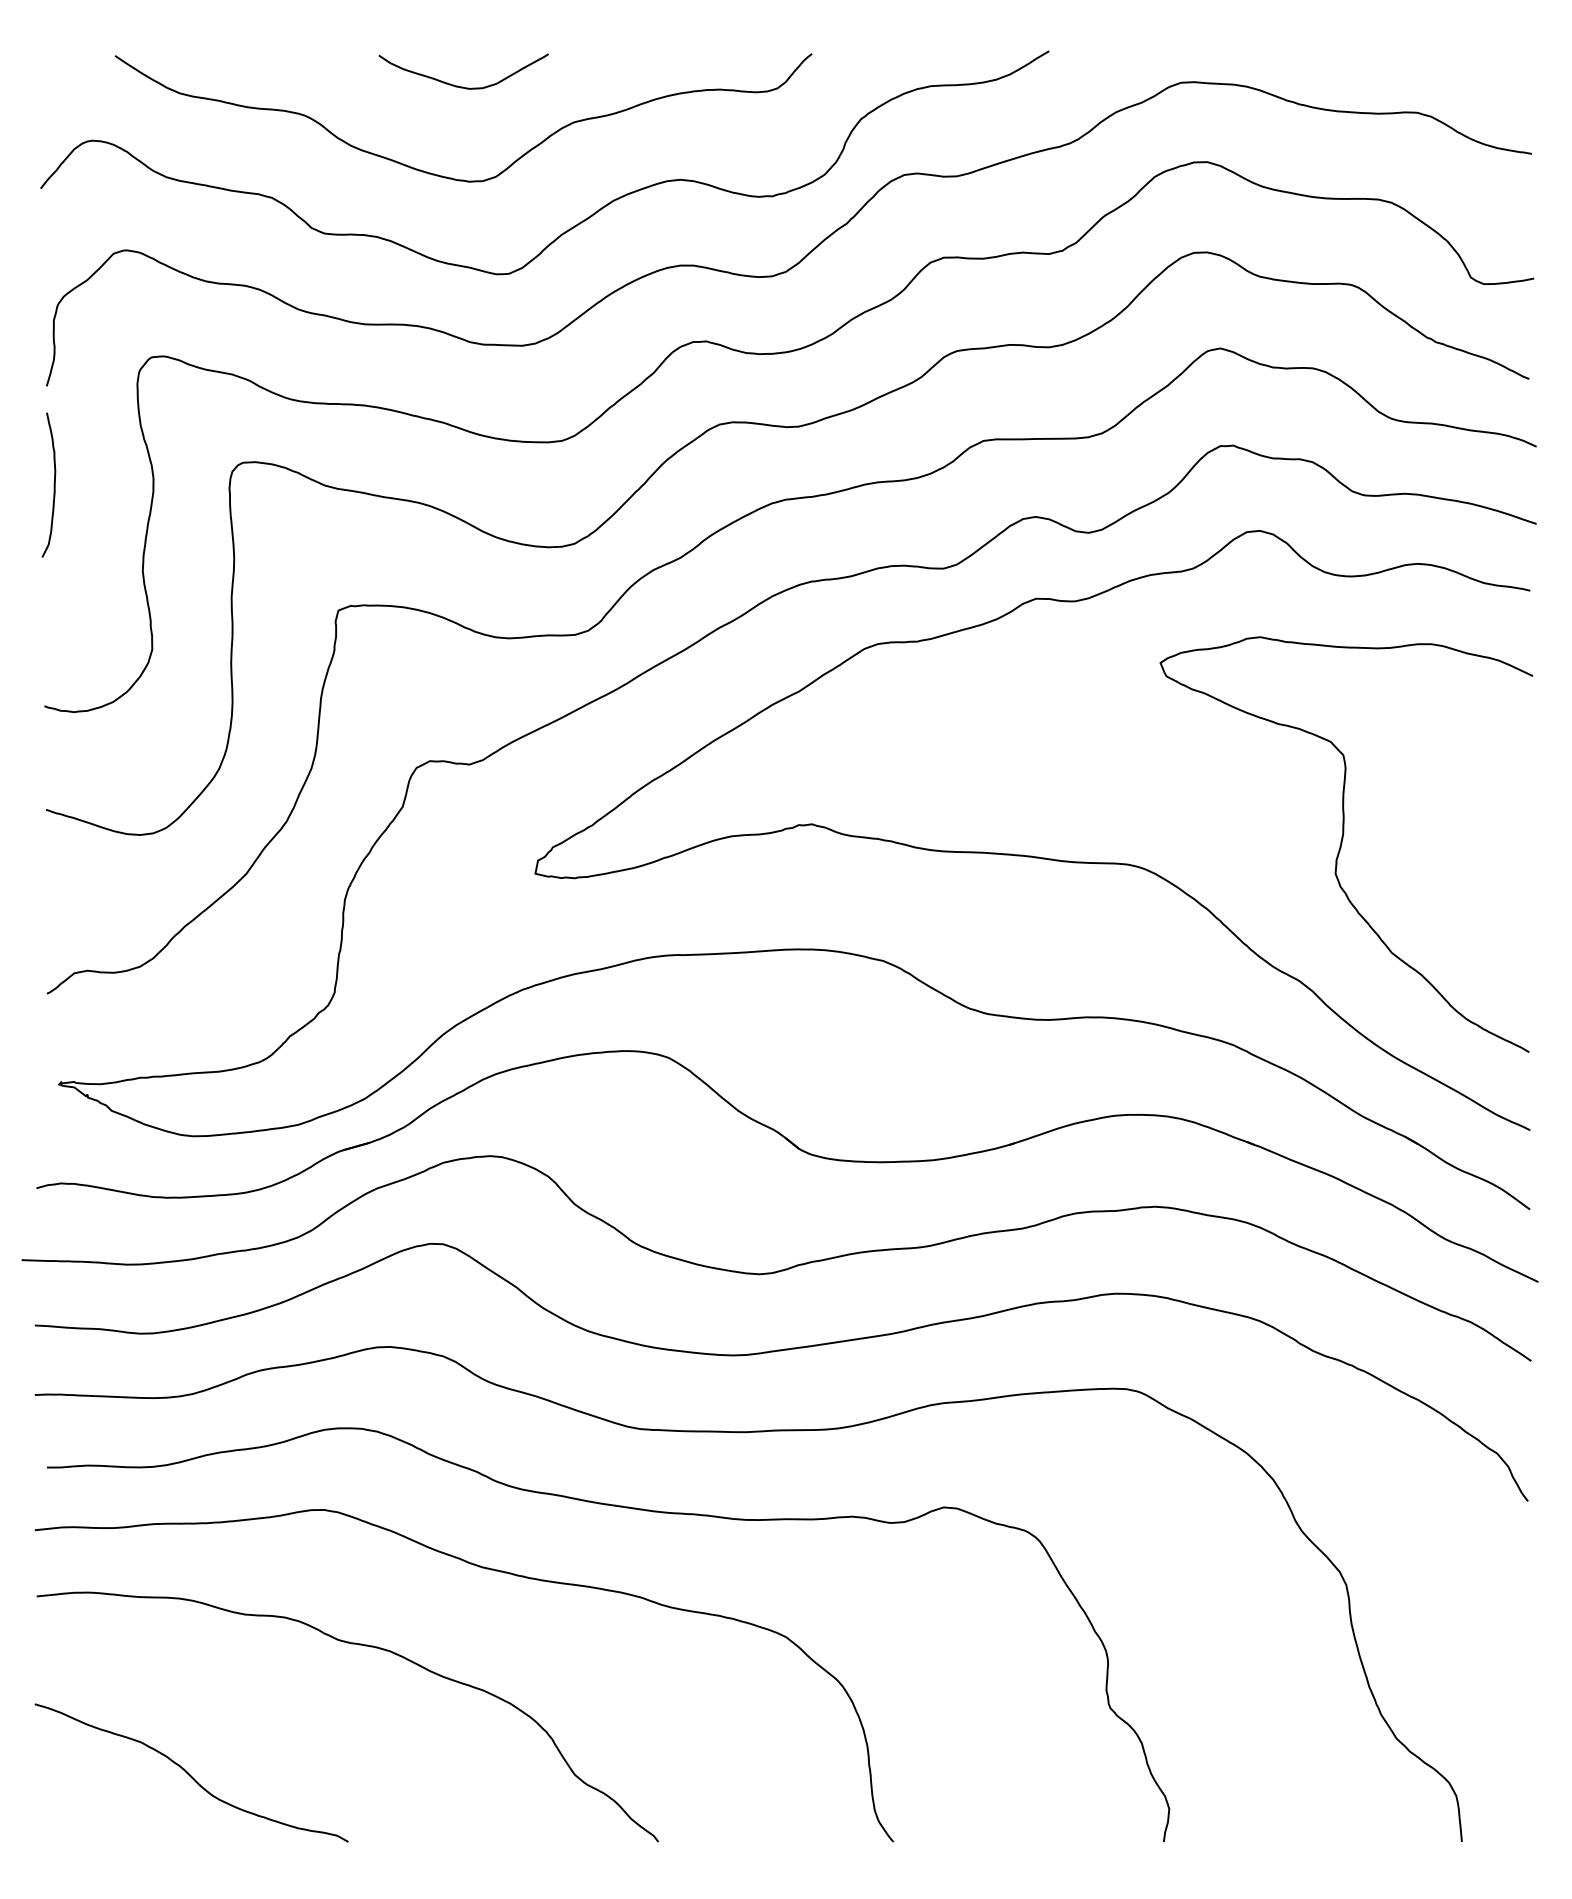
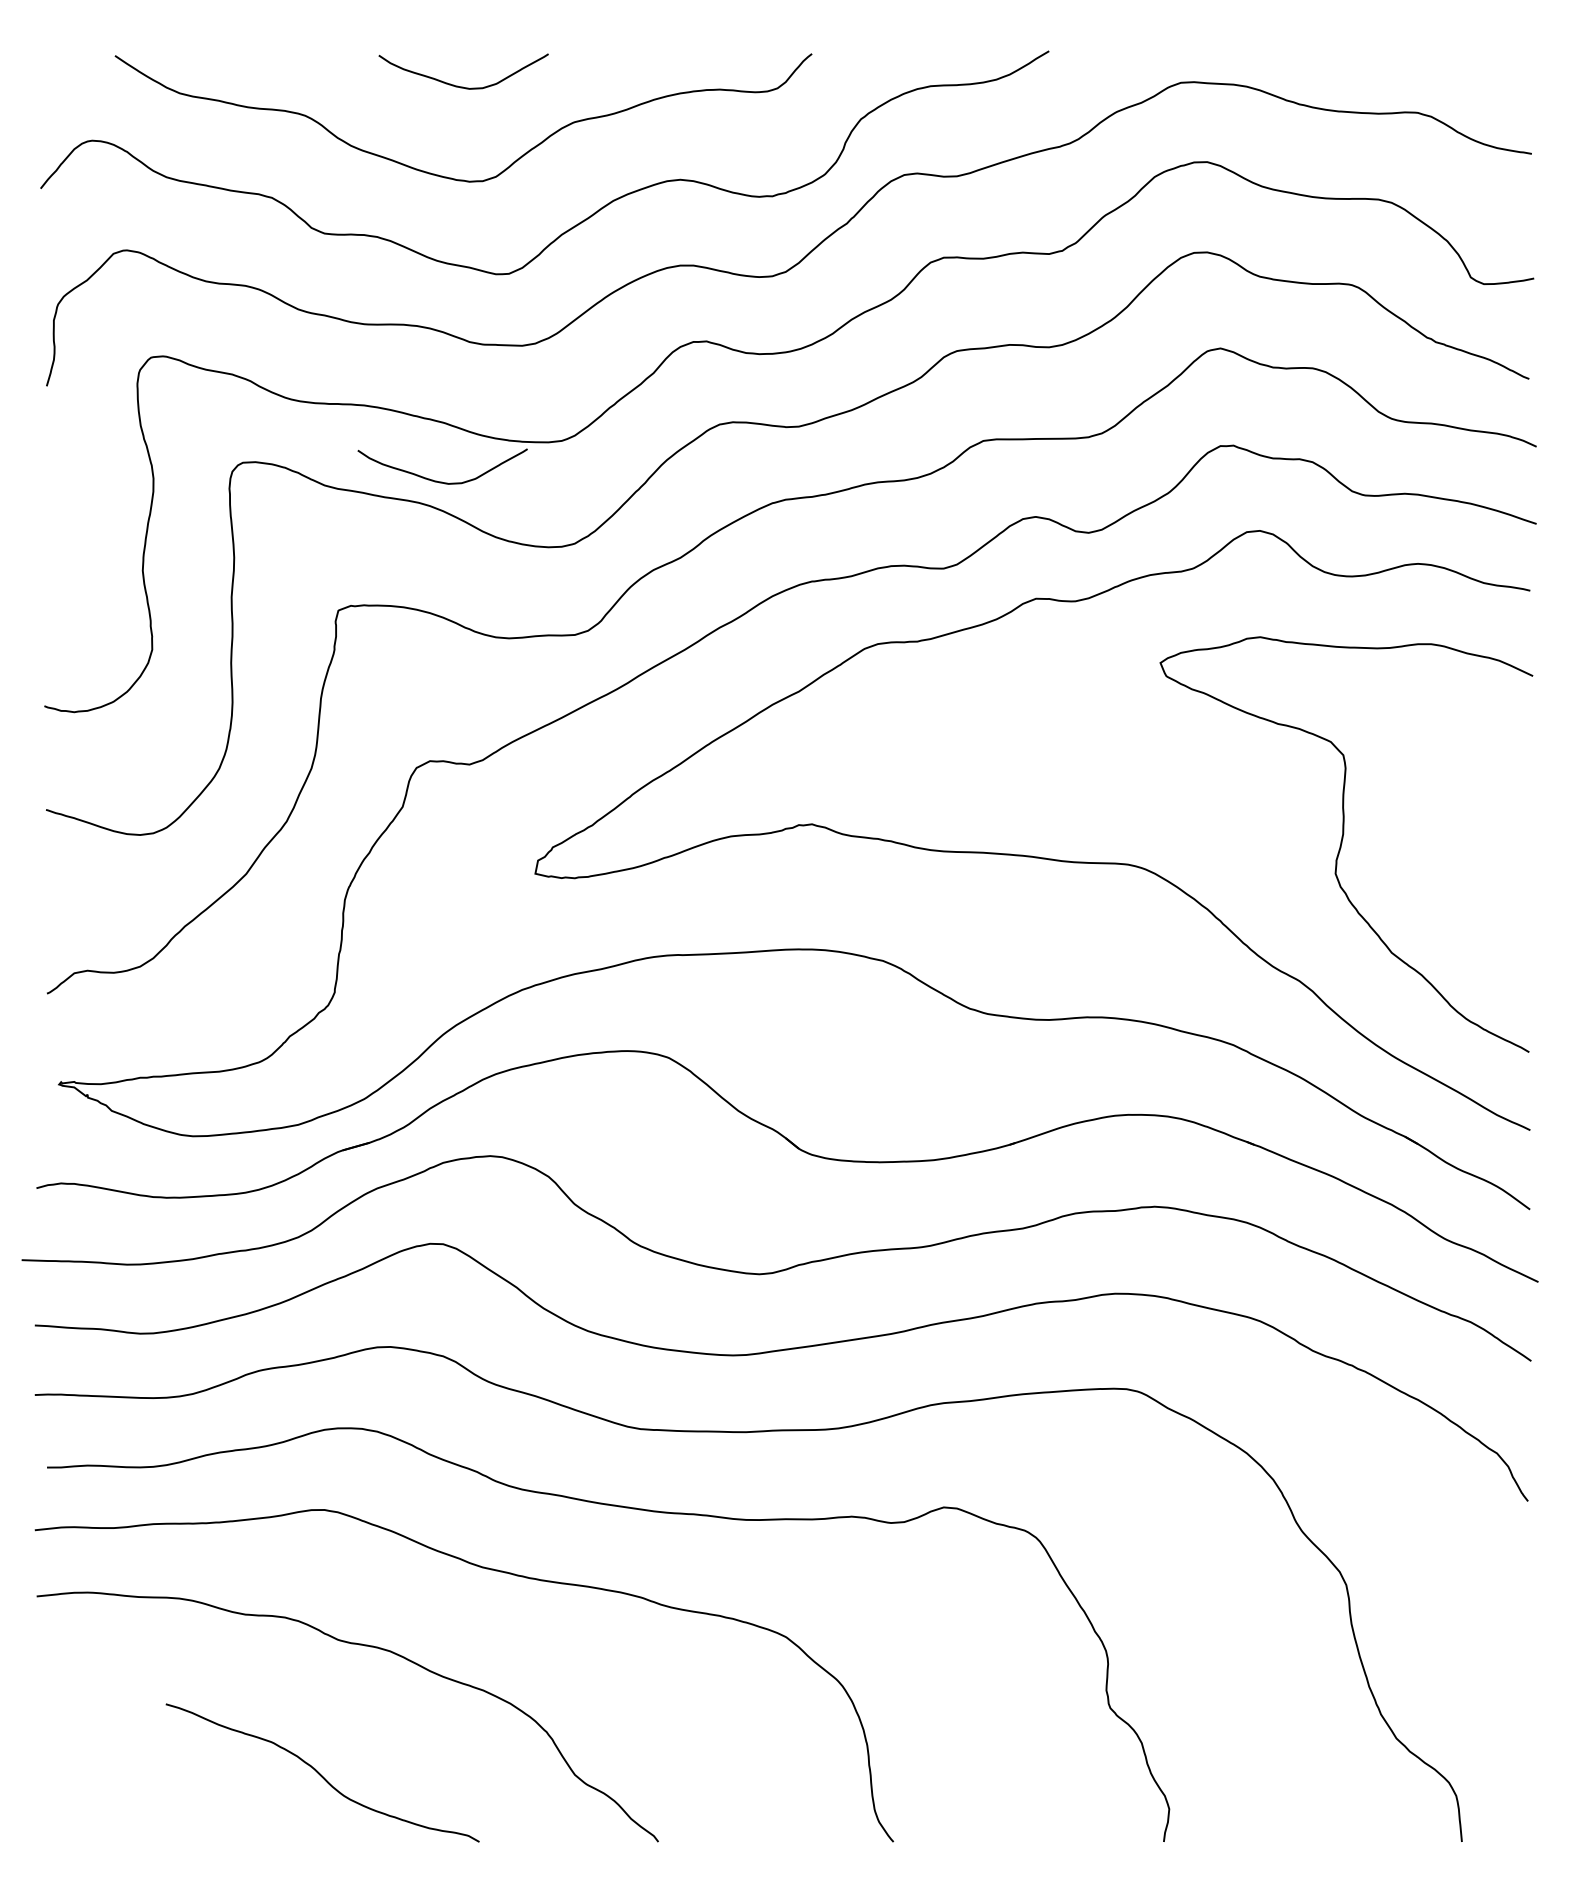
curve: none -> present (442, 481)
curve: present -> none (53, 484)
curve position: (189, 1773) -> (320, 1773) (320, 1773)
